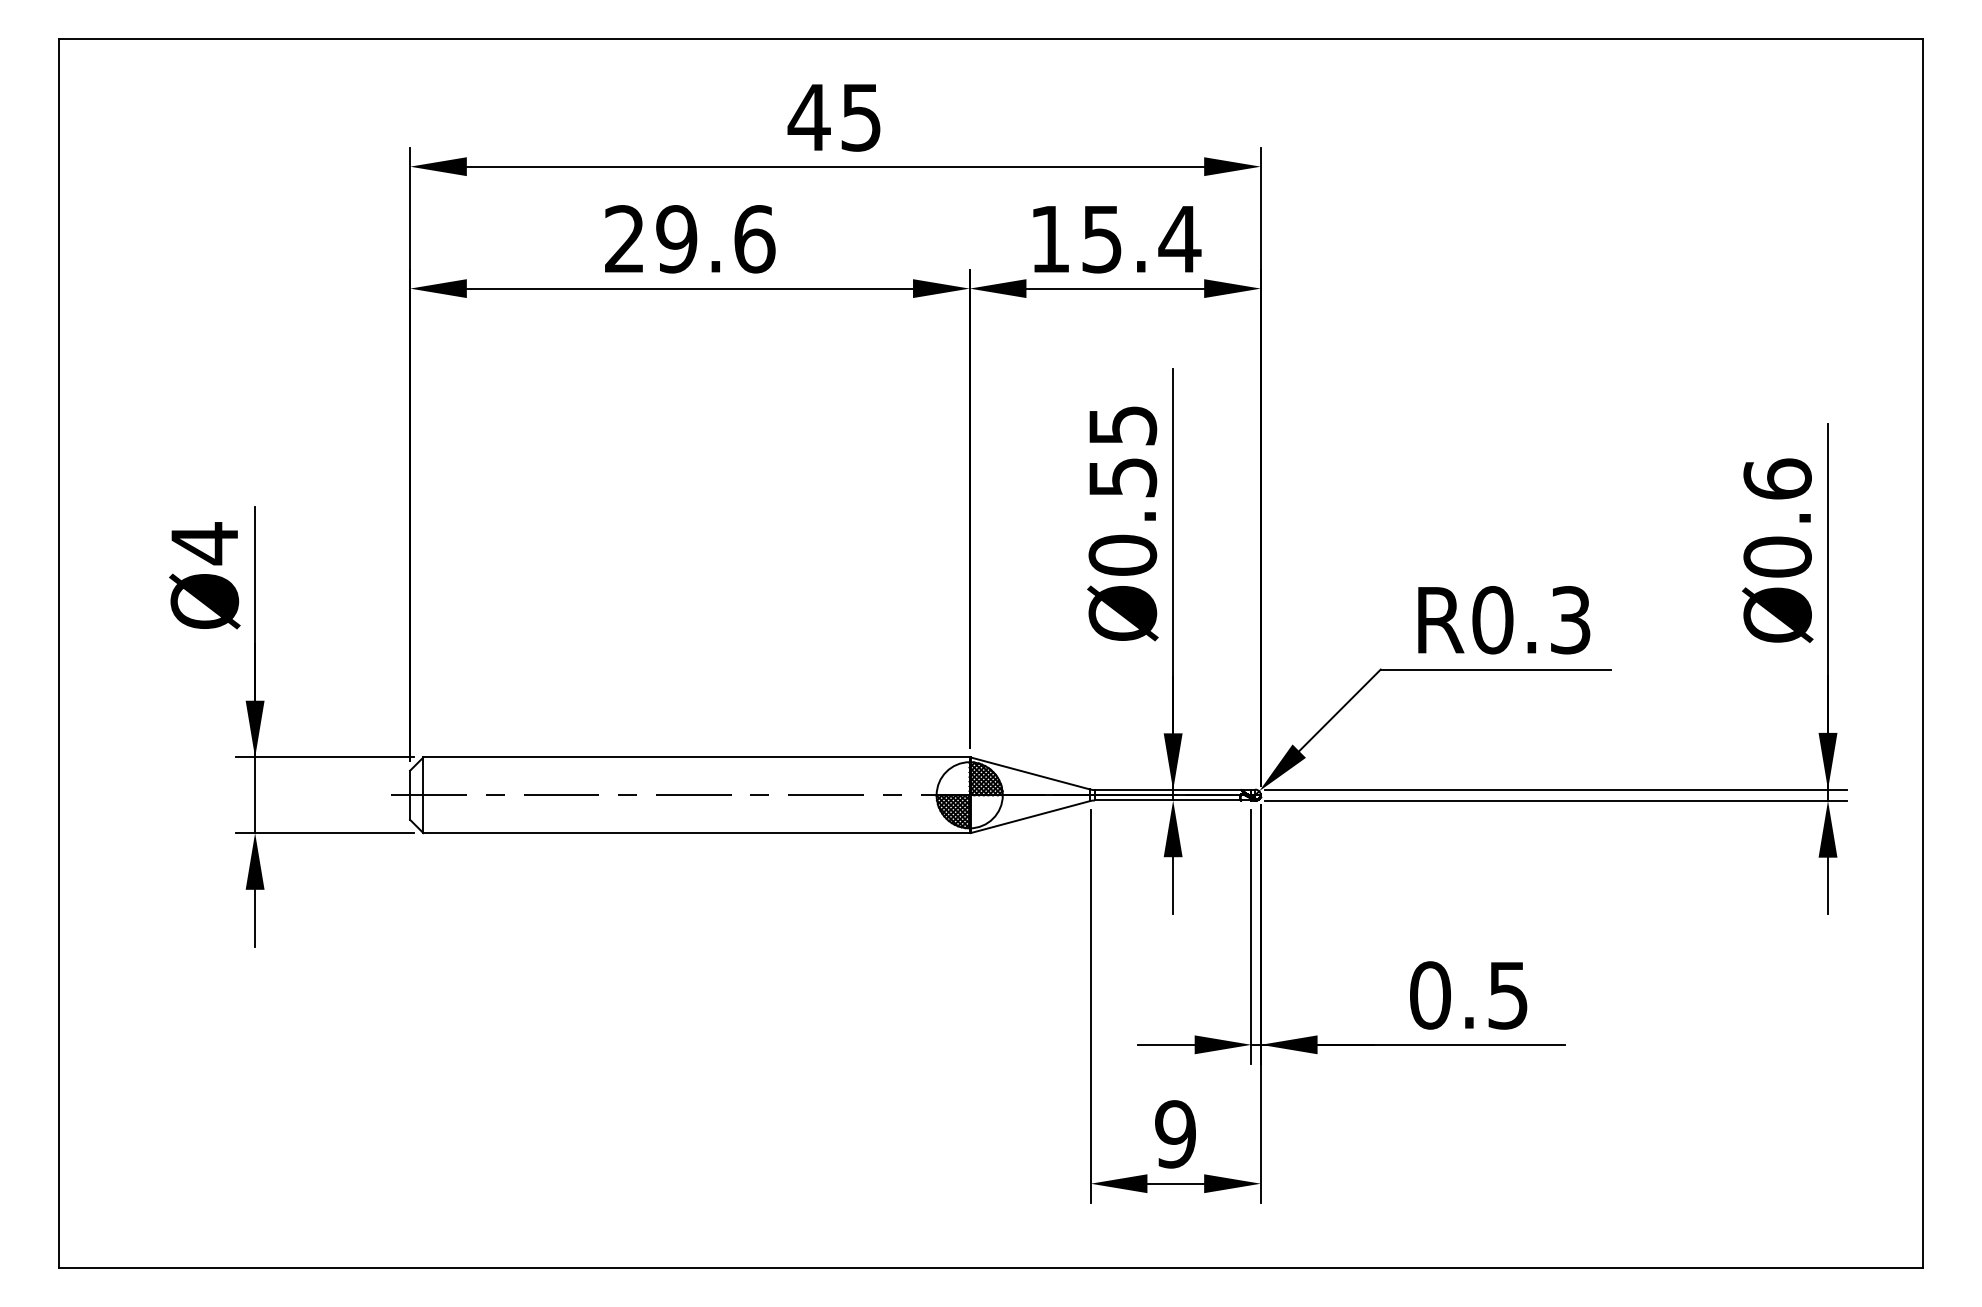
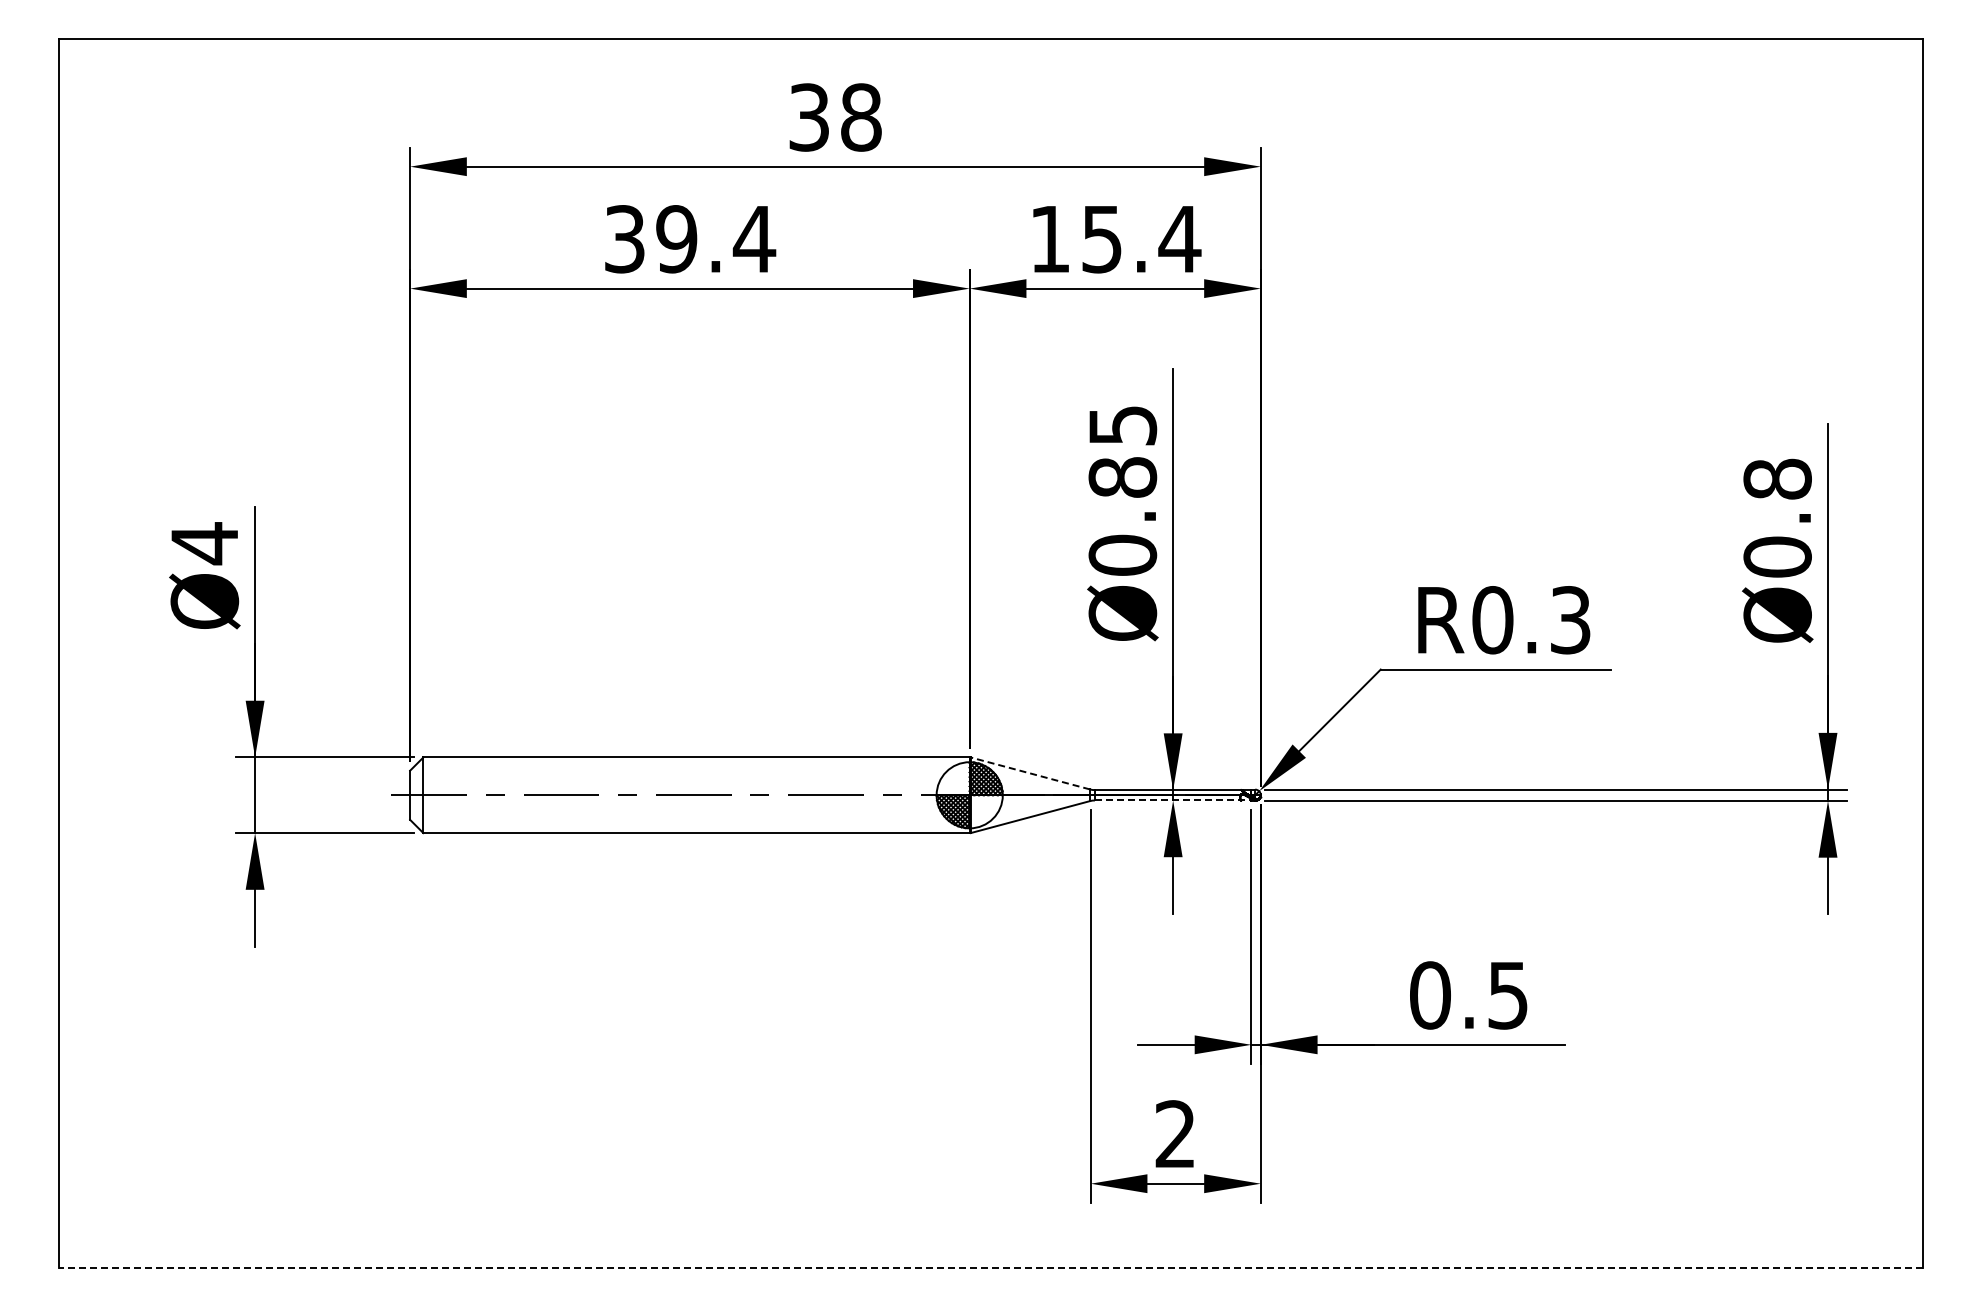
text: 45 -> 38 (834, 117)
text: 29.6 -> 39.4 (690, 239)
text: Ø0.55 -> Ø0.85 (1122, 477)
text: Ø0.6 -> Ø0.8 (1777, 478)
line: solid -> dashed (1030, 773)
line: solid -> dashed (1173, 800)
text: 9 -> 2 (1175, 1134)
line: solid -> dashed (991, 1267)
